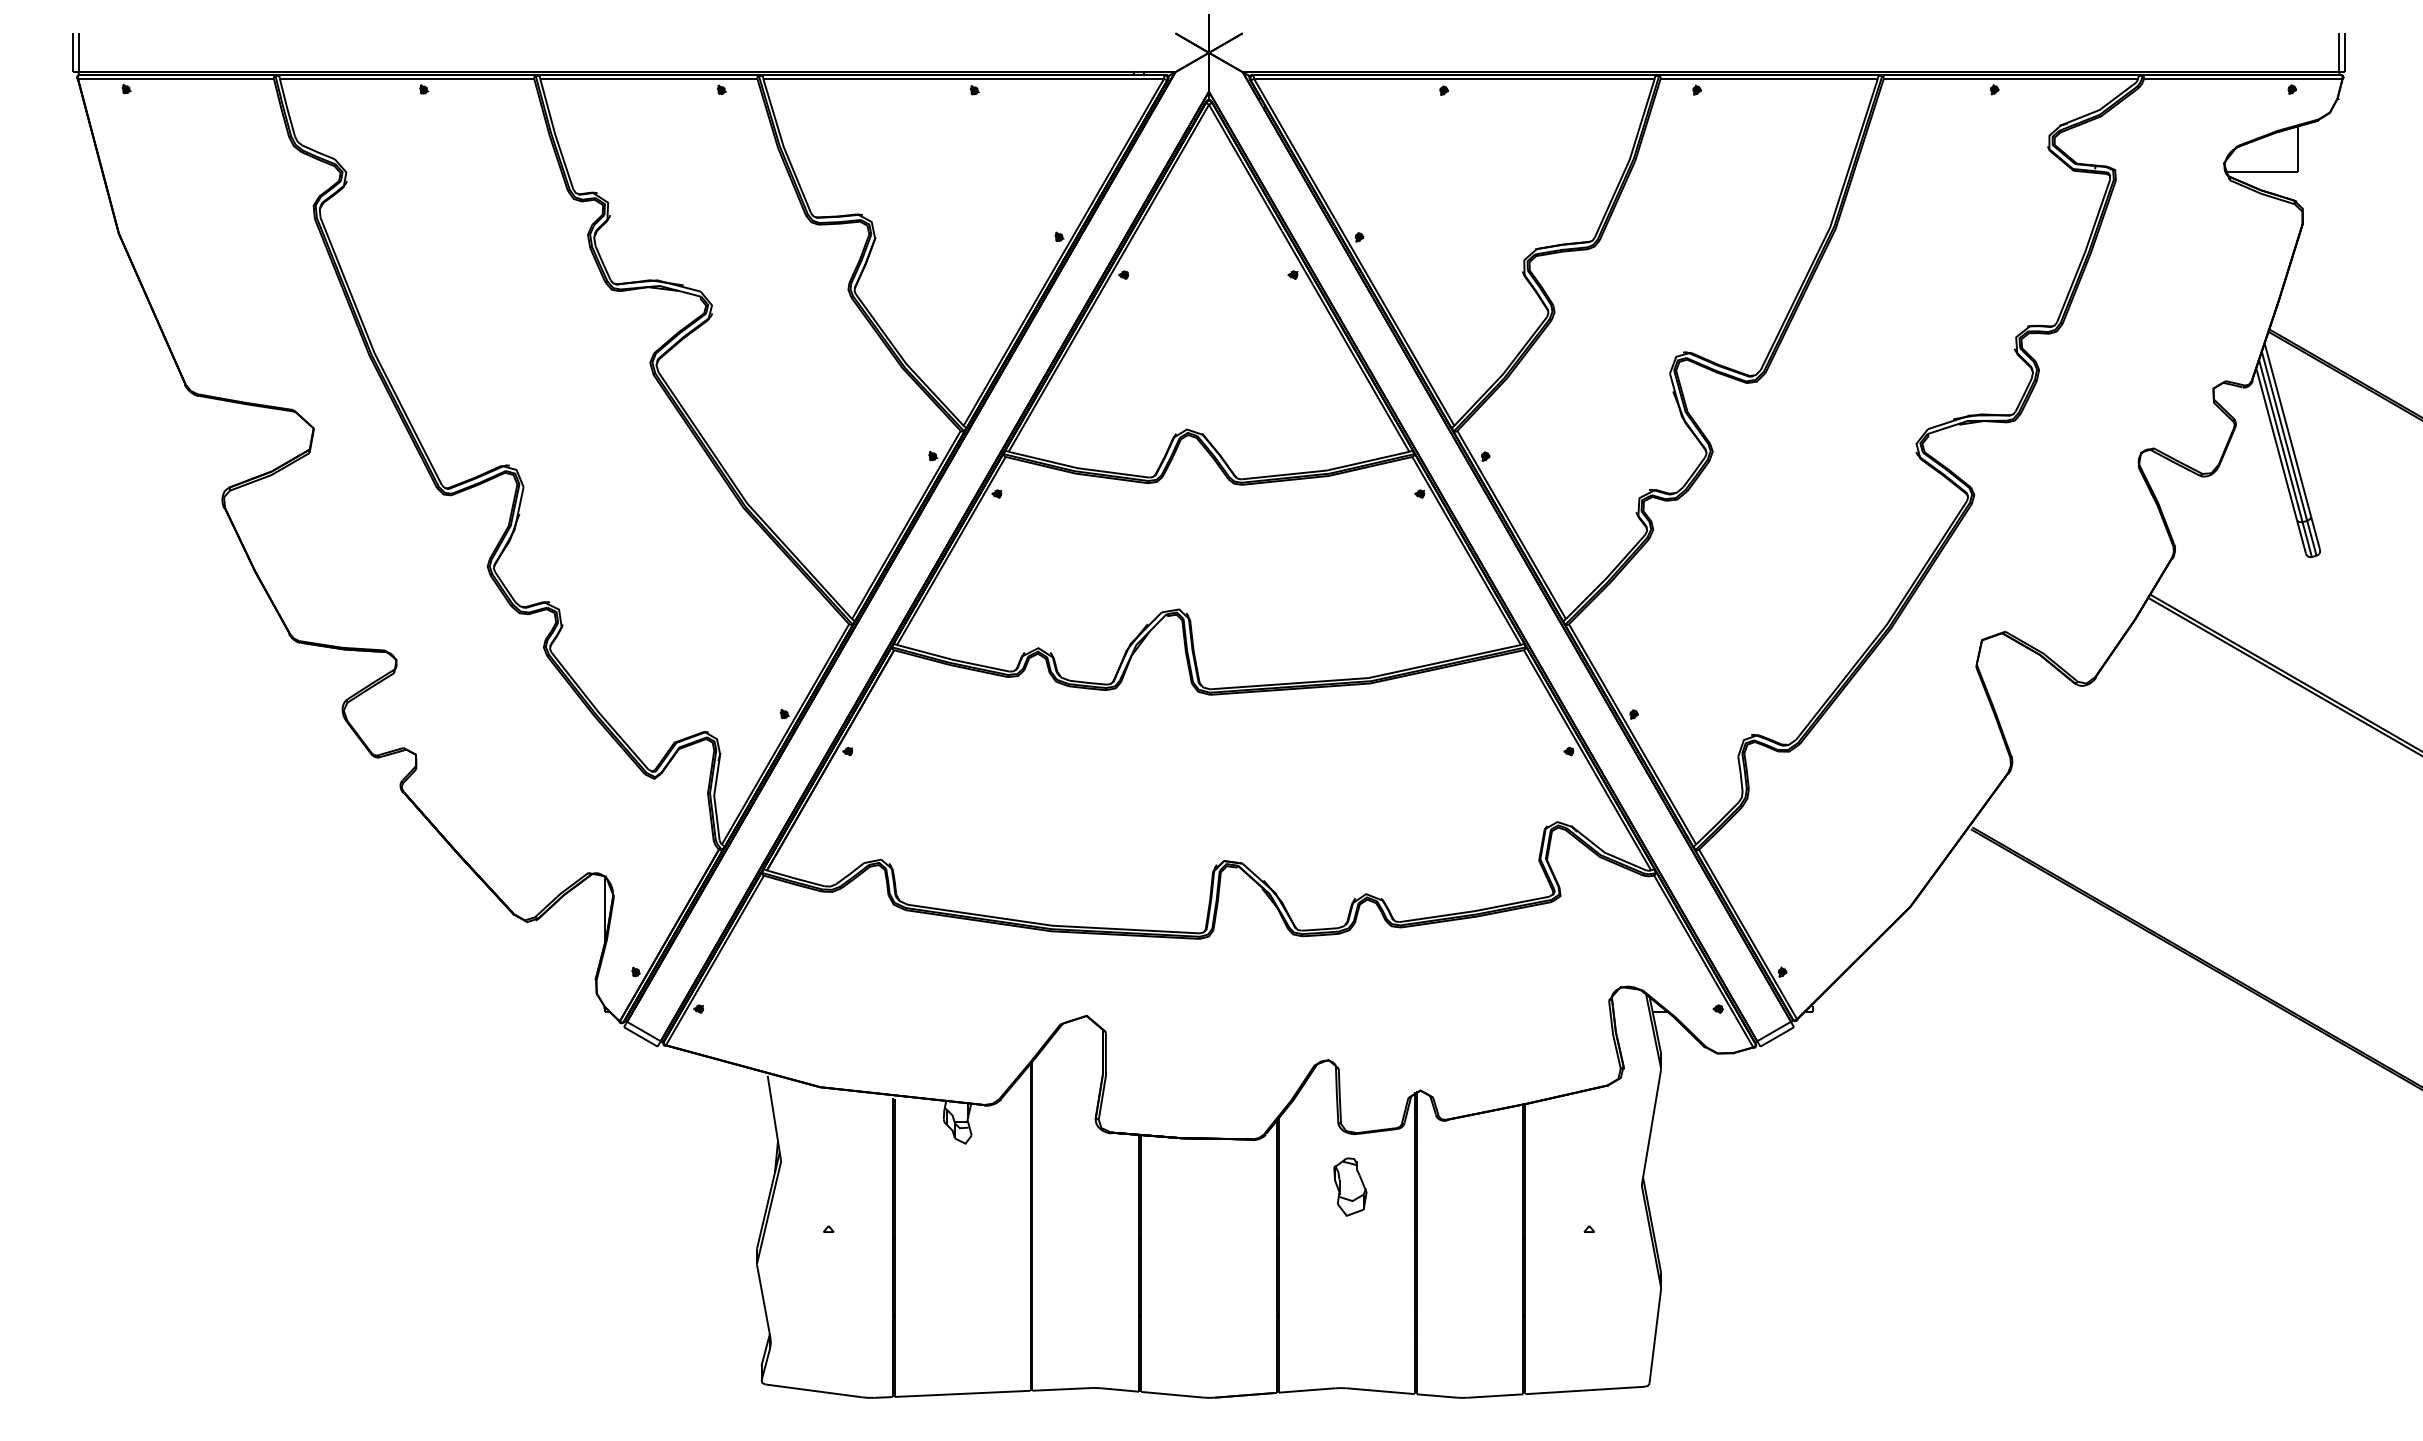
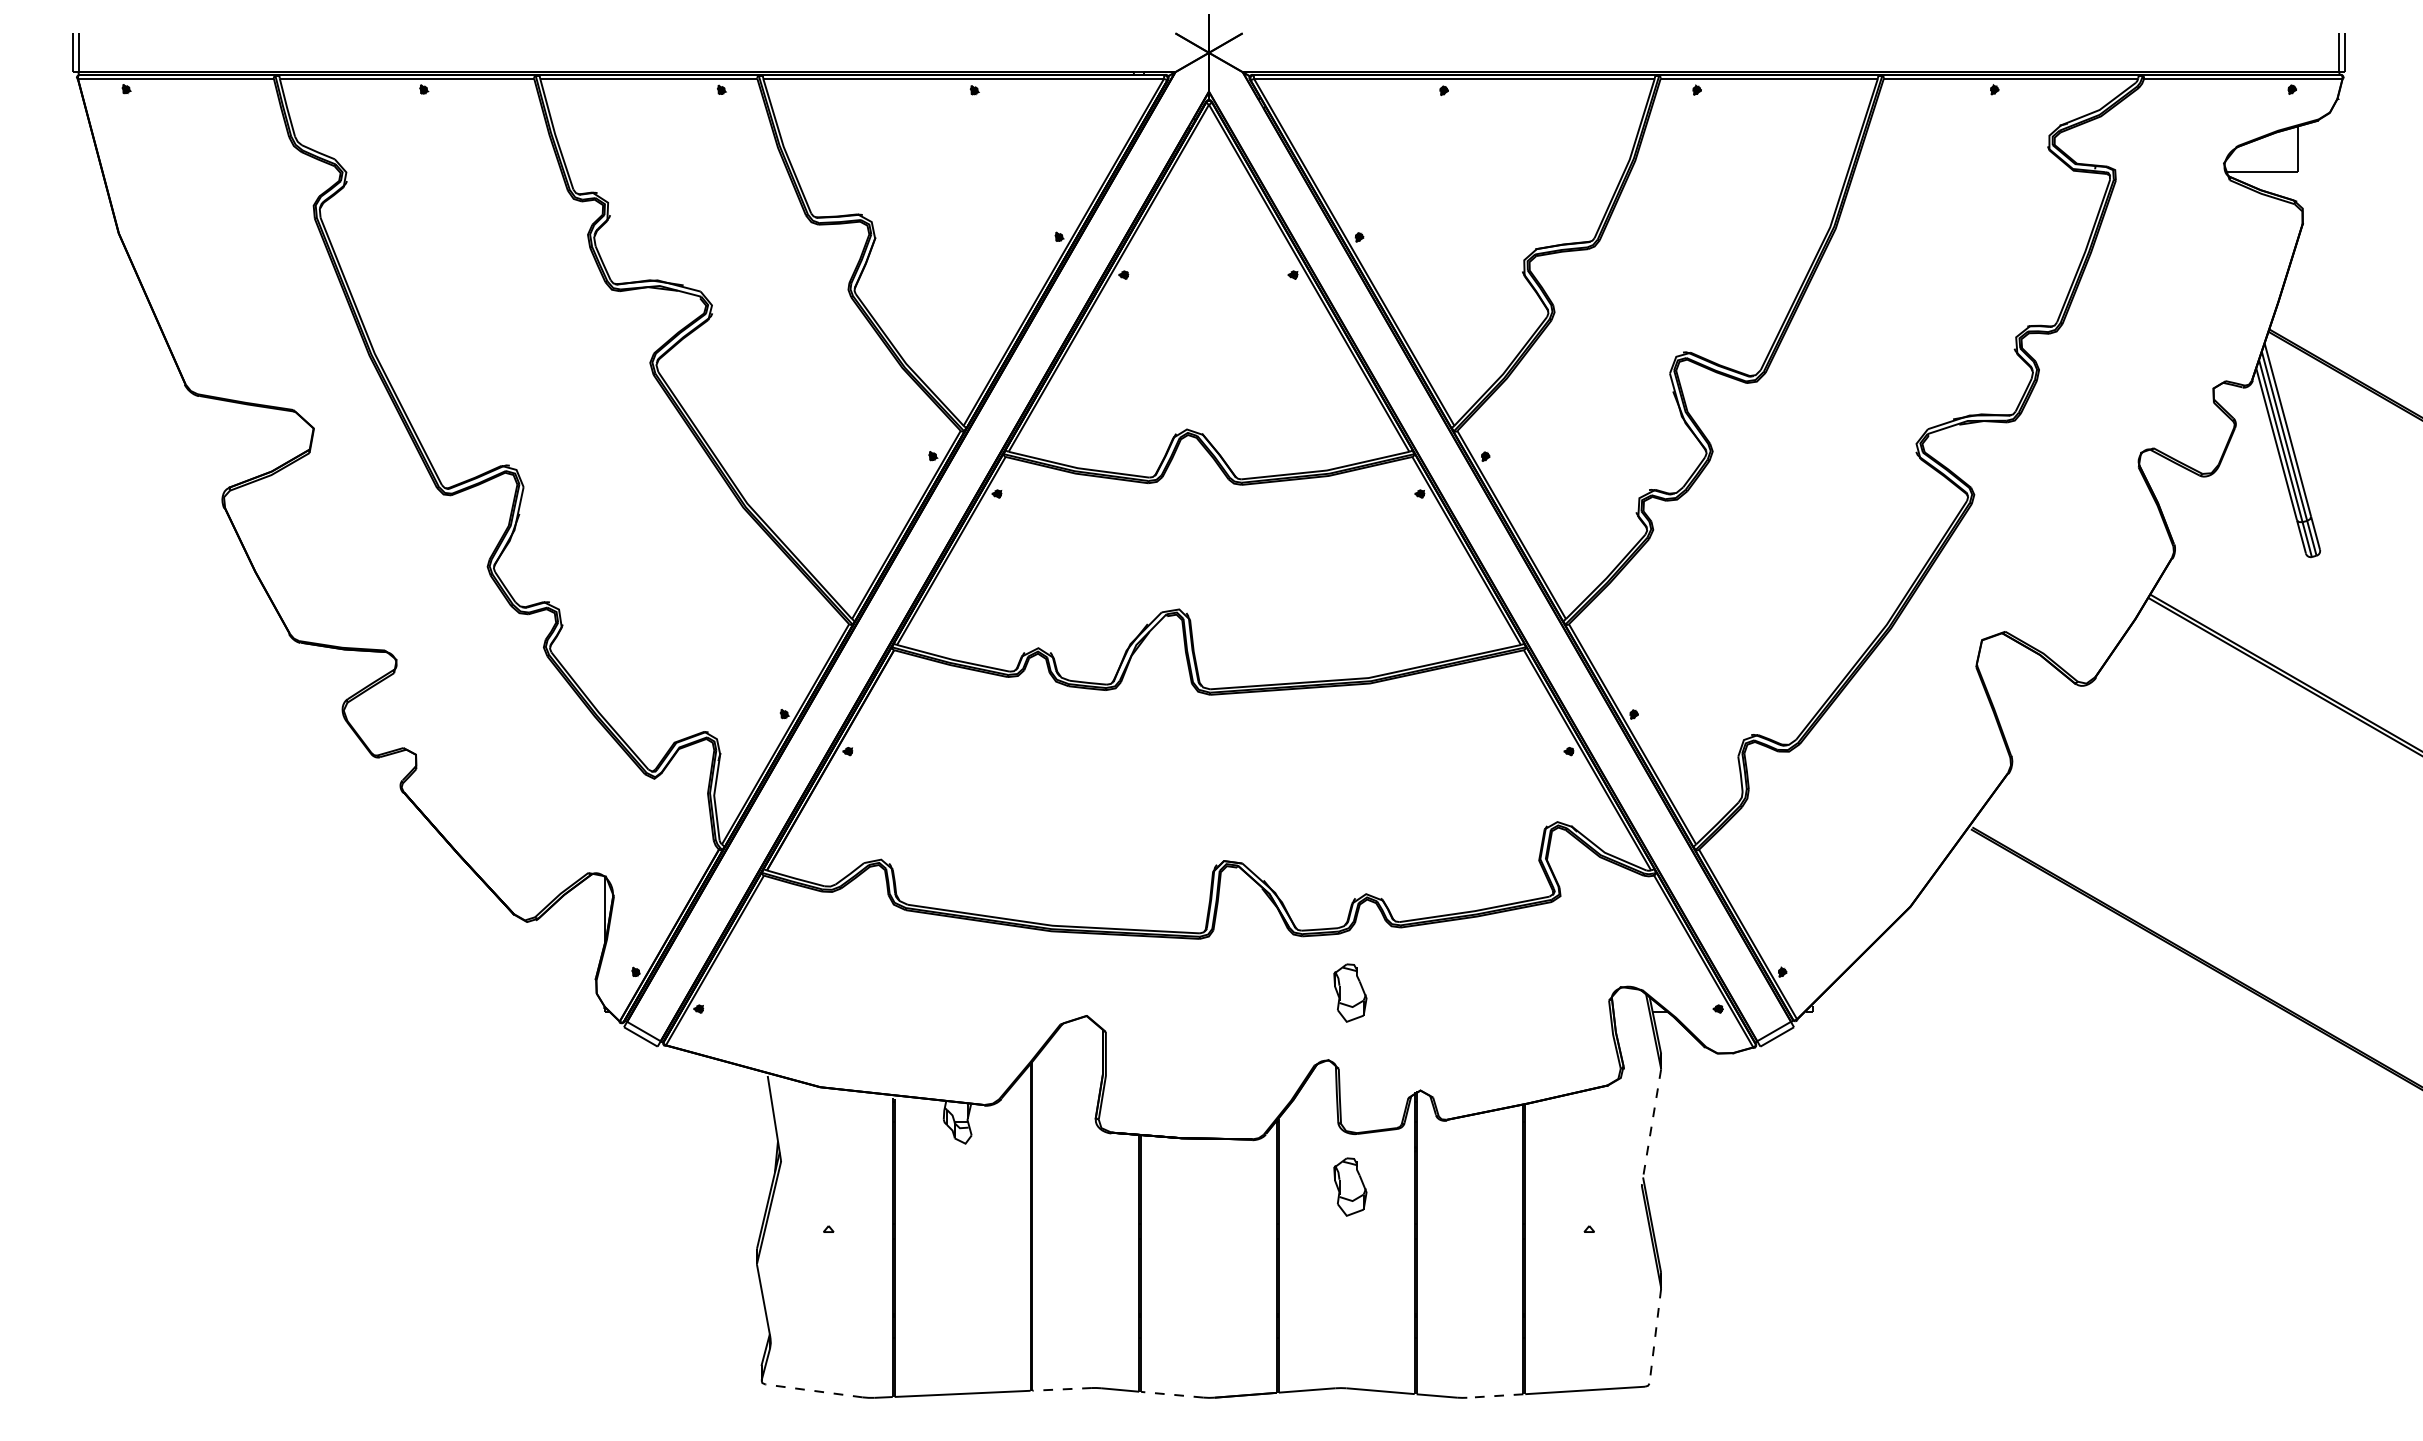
part: none -> present (1350, 992)
line: solid -> dashed (1651, 1127)
line: solid -> dashed (1655, 1336)
line: solid -> dashed (1062, 1389)
line: solid -> dashed (813, 1390)
line: solid -> dashed (1171, 1394)
line: solid -> dashed (1494, 1396)
